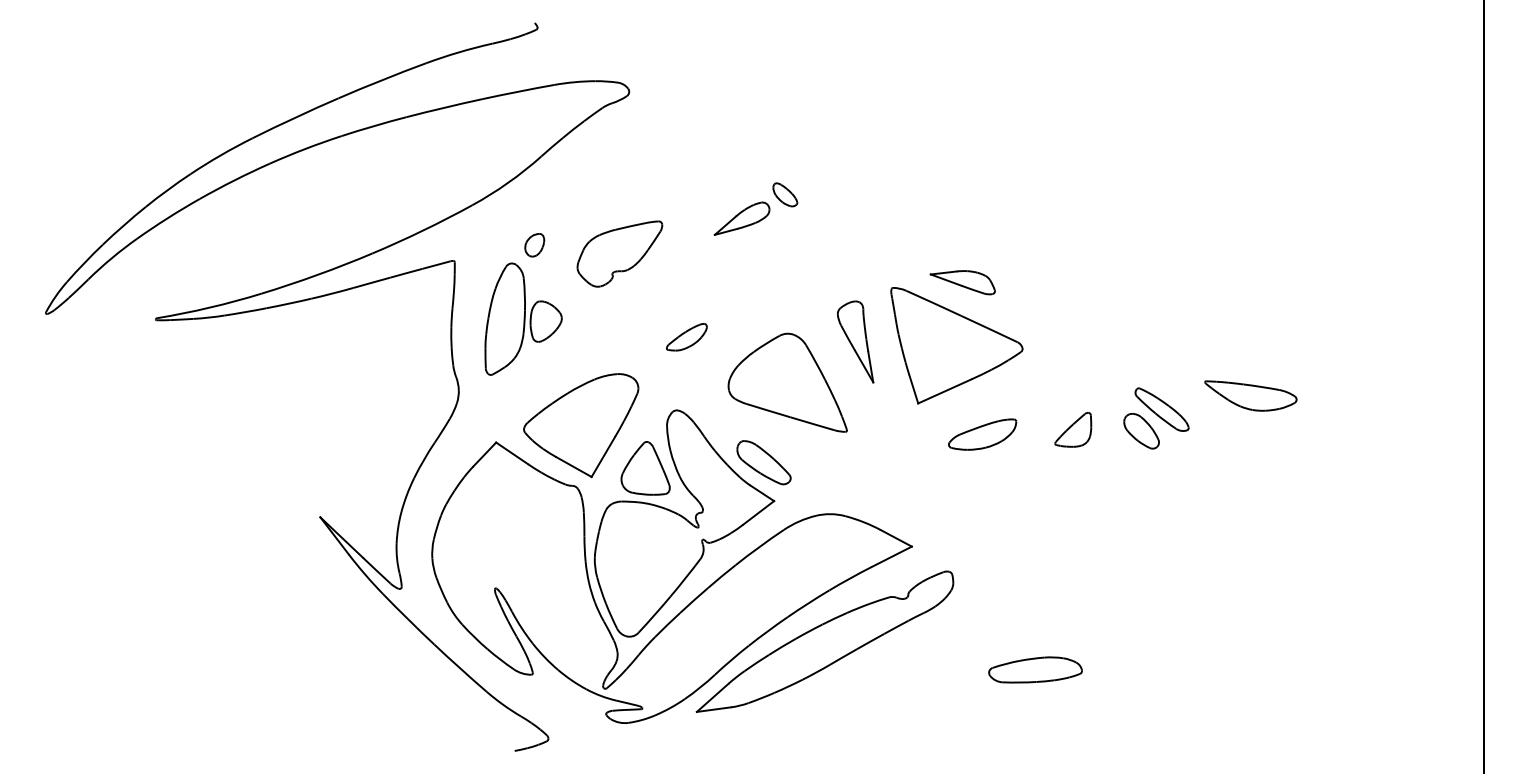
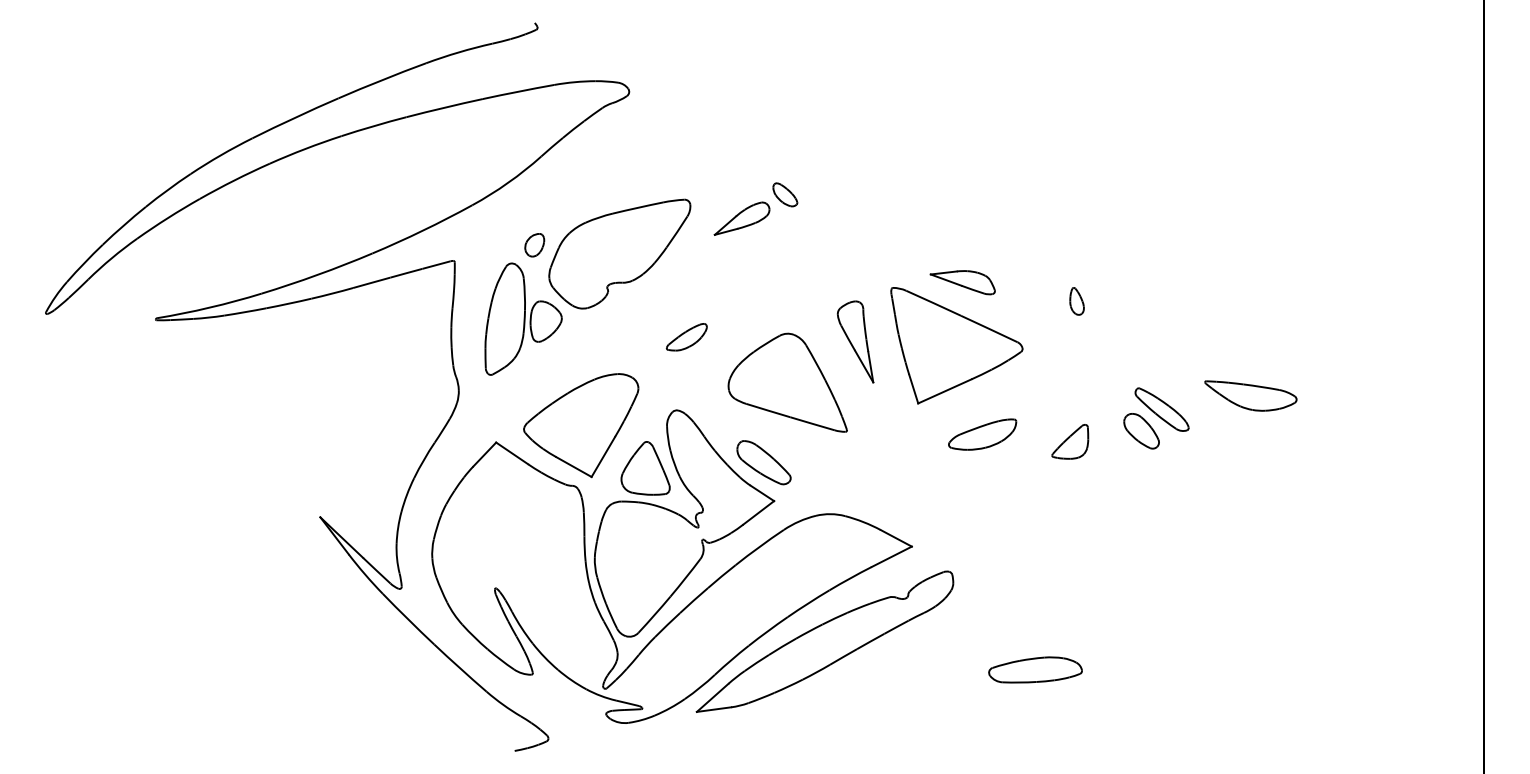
part size: 88x68 px -> 144x112 px (619, 253)
part: none -> present (1076, 301)
part position: (1073, 429) -> (1070, 441) (1070, 441)
